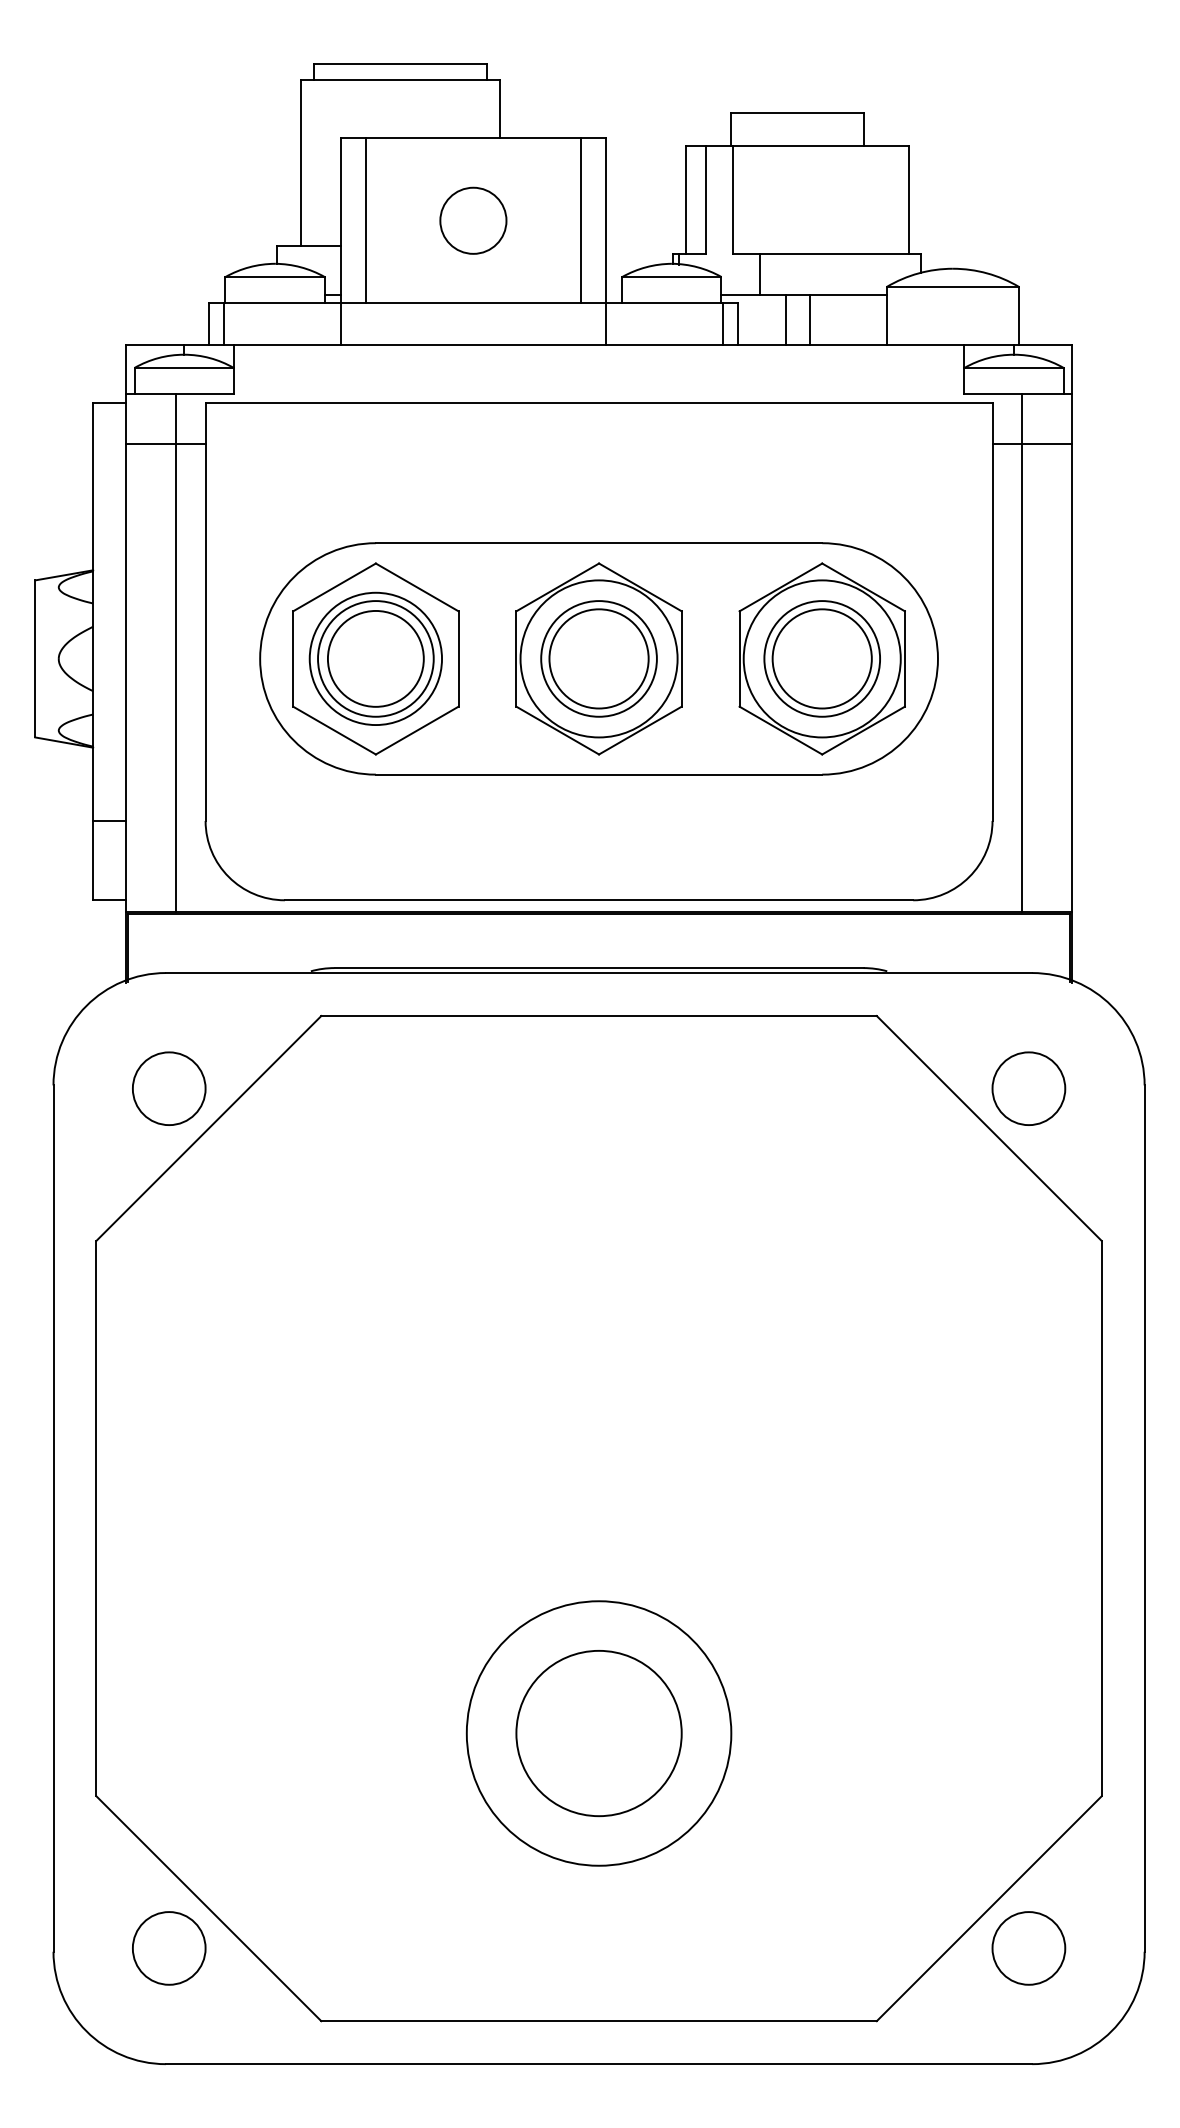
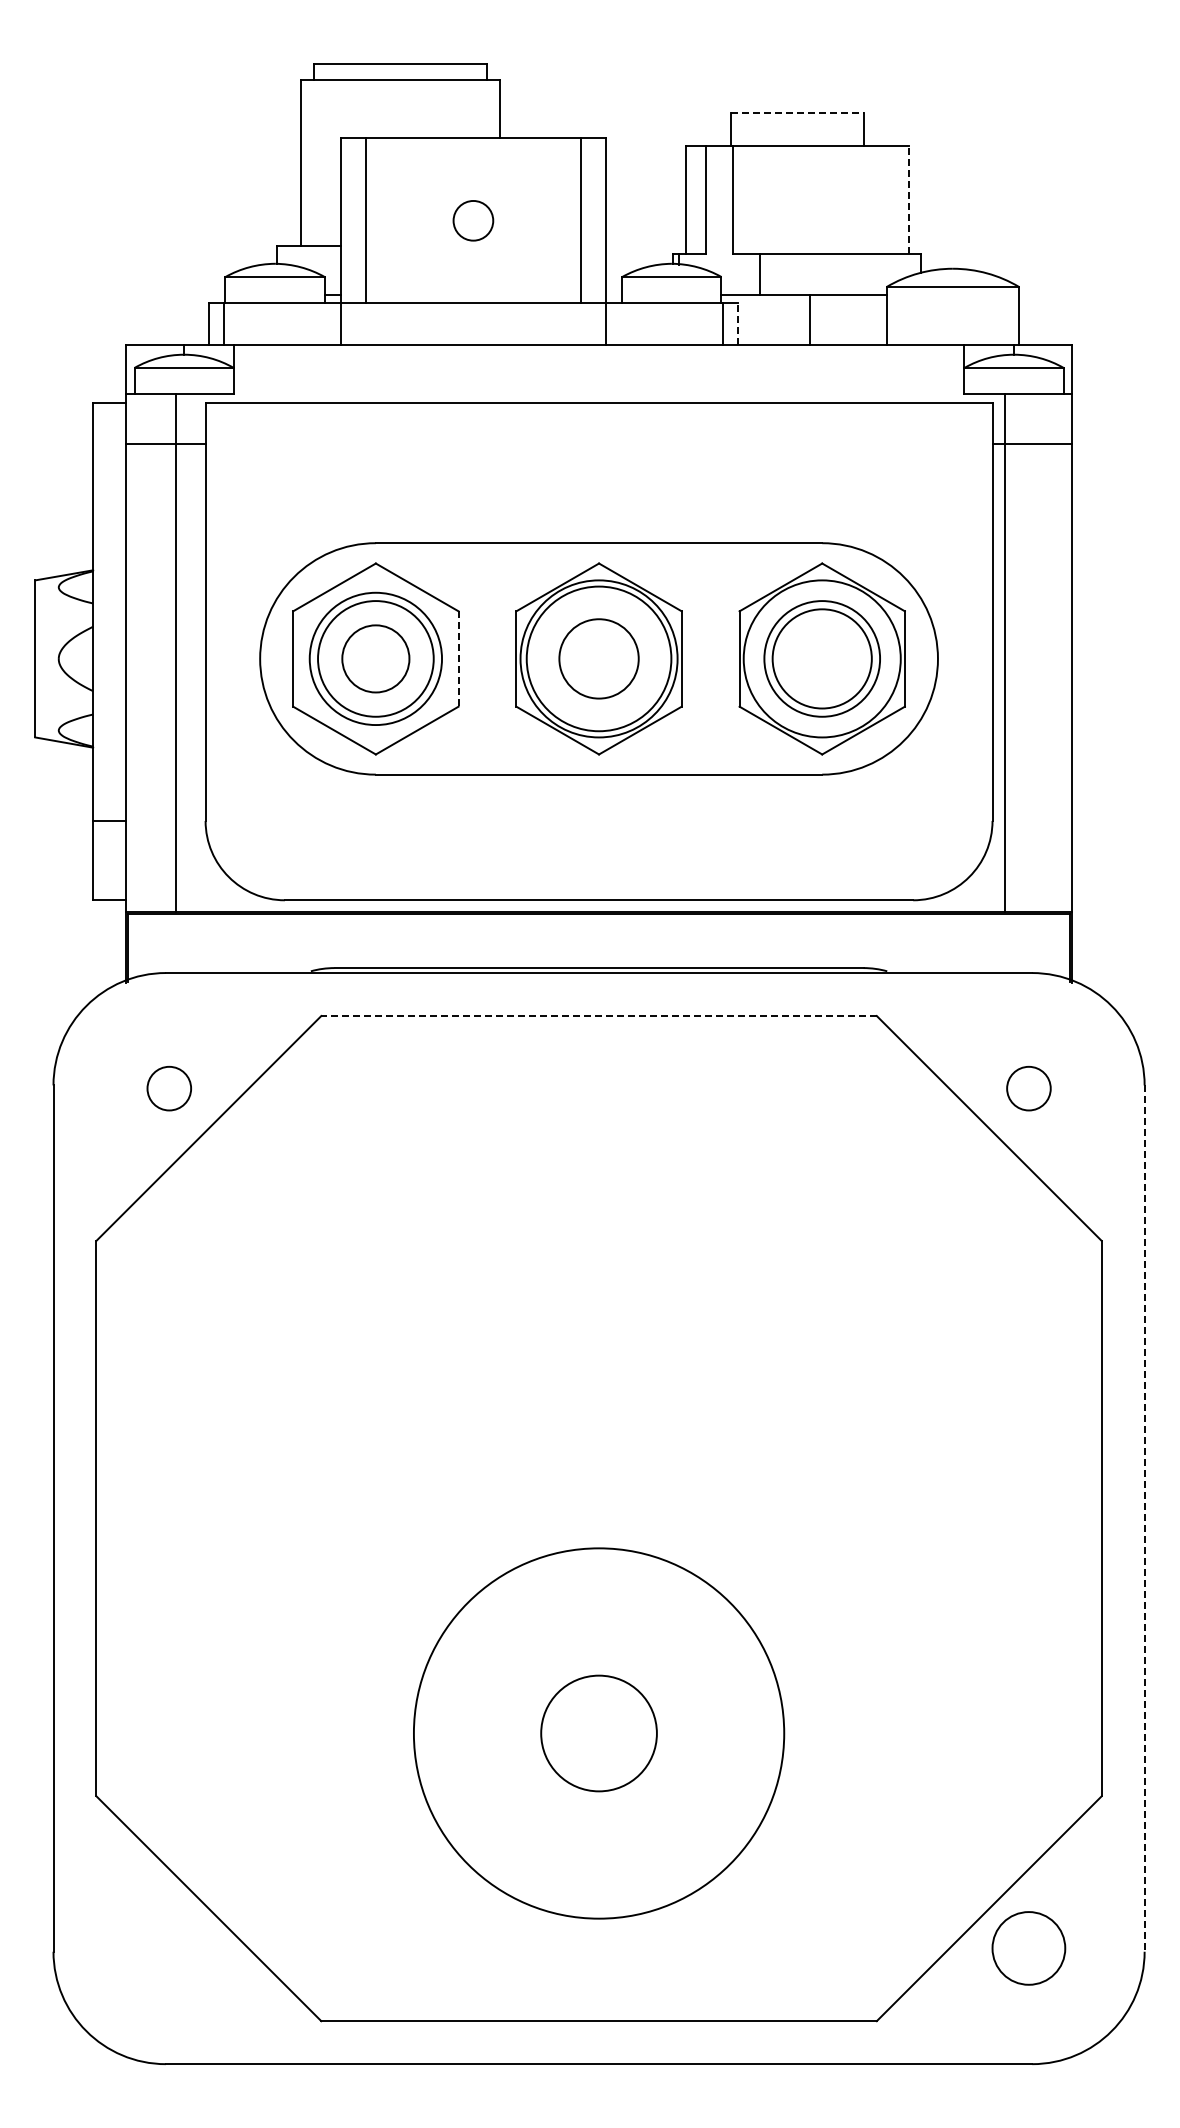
line: solid -> dashed (797, 113)
line: solid -> dashed (909, 200)
circle diameter: 66 px -> 40 px (473, 220)
line: present -> none (785, 319)
line: solid -> dashed (737, 324)
line position: (1022, 652) -> (1005, 652) (1005, 652)
circle diameter: 96 px -> 67 px (375, 658)
circle diameter: 116 px -> 145 px (598, 658)
circle diameter: 99 px -> 79 px (598, 658)
line: solid -> dashed (458, 659)
line: solid -> dashed (599, 1016)
circle size: 75x75 px -> 46x47 px (168, 1088)
circle size: 76x75 px -> 46x46 px (1028, 1088)
line: solid -> dashed (1144, 1519)
circle diameter: 165 px -> 116 px (598, 1733)
circle diameter: 265 px -> 370 px (598, 1733)
circle: present -> none (169, 1948)
